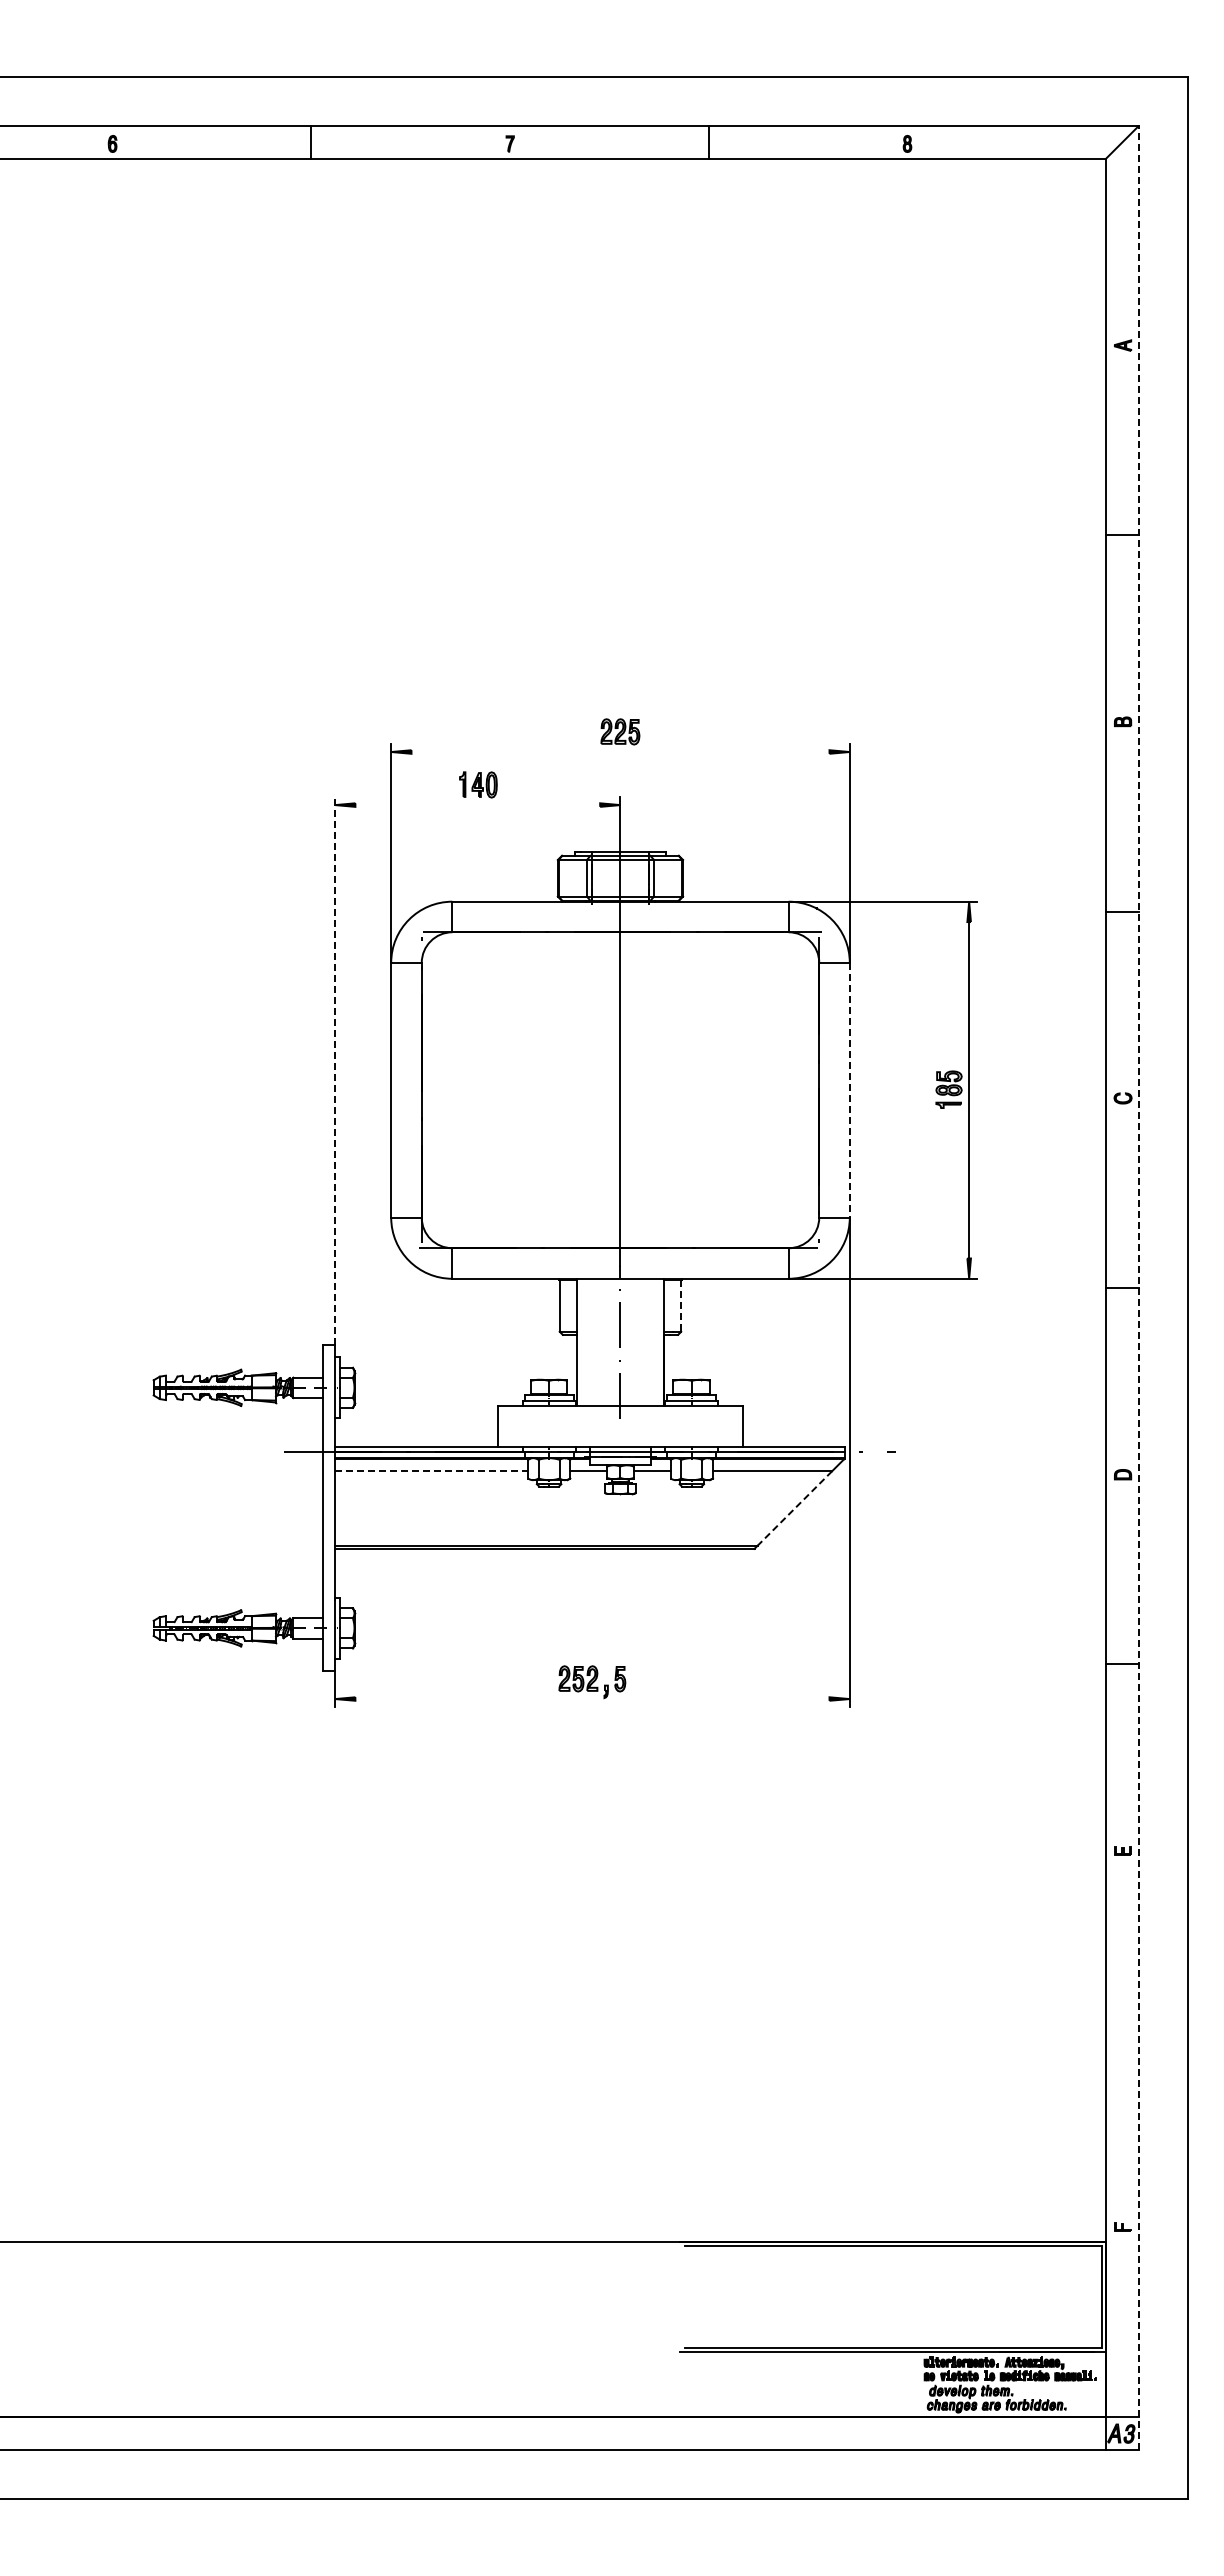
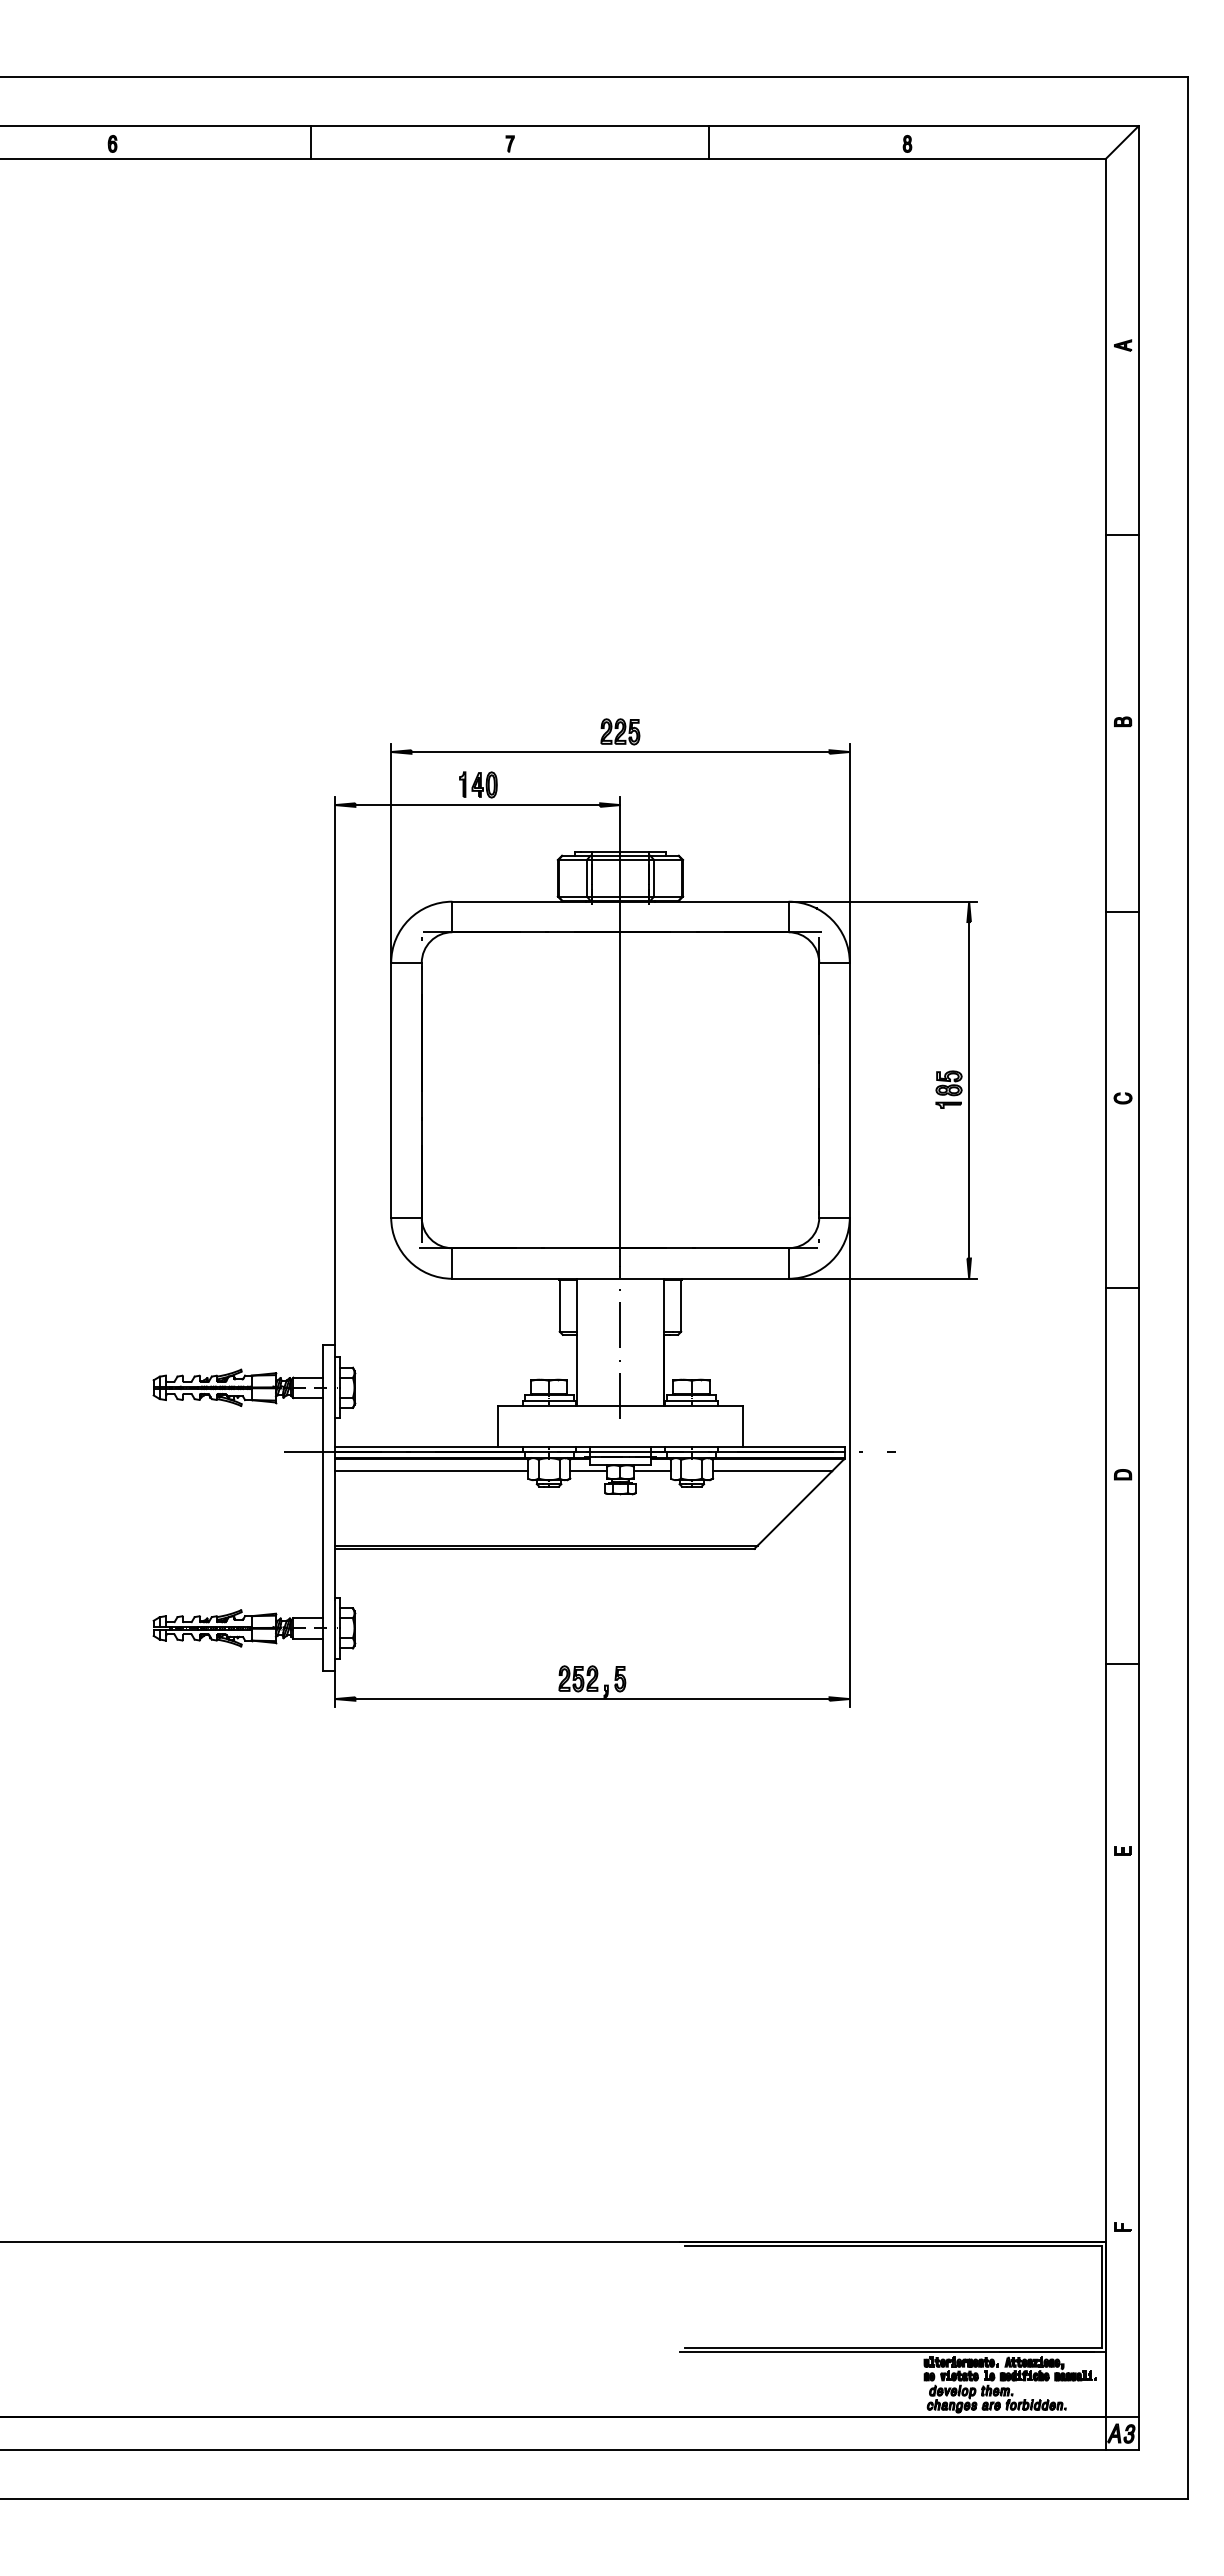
line: none -> present (620, 752)
line: none -> present (477, 805)
line: dashed -> solid (335, 1070)
line: dashed -> solid (849, 1090)
line: dashed -> solid (1138, 1288)
line: dashed -> solid (681, 1305)
line: dashed -> solid (432, 1471)
line: dashed -> solid (794, 1508)
line: none -> present (592, 1699)
